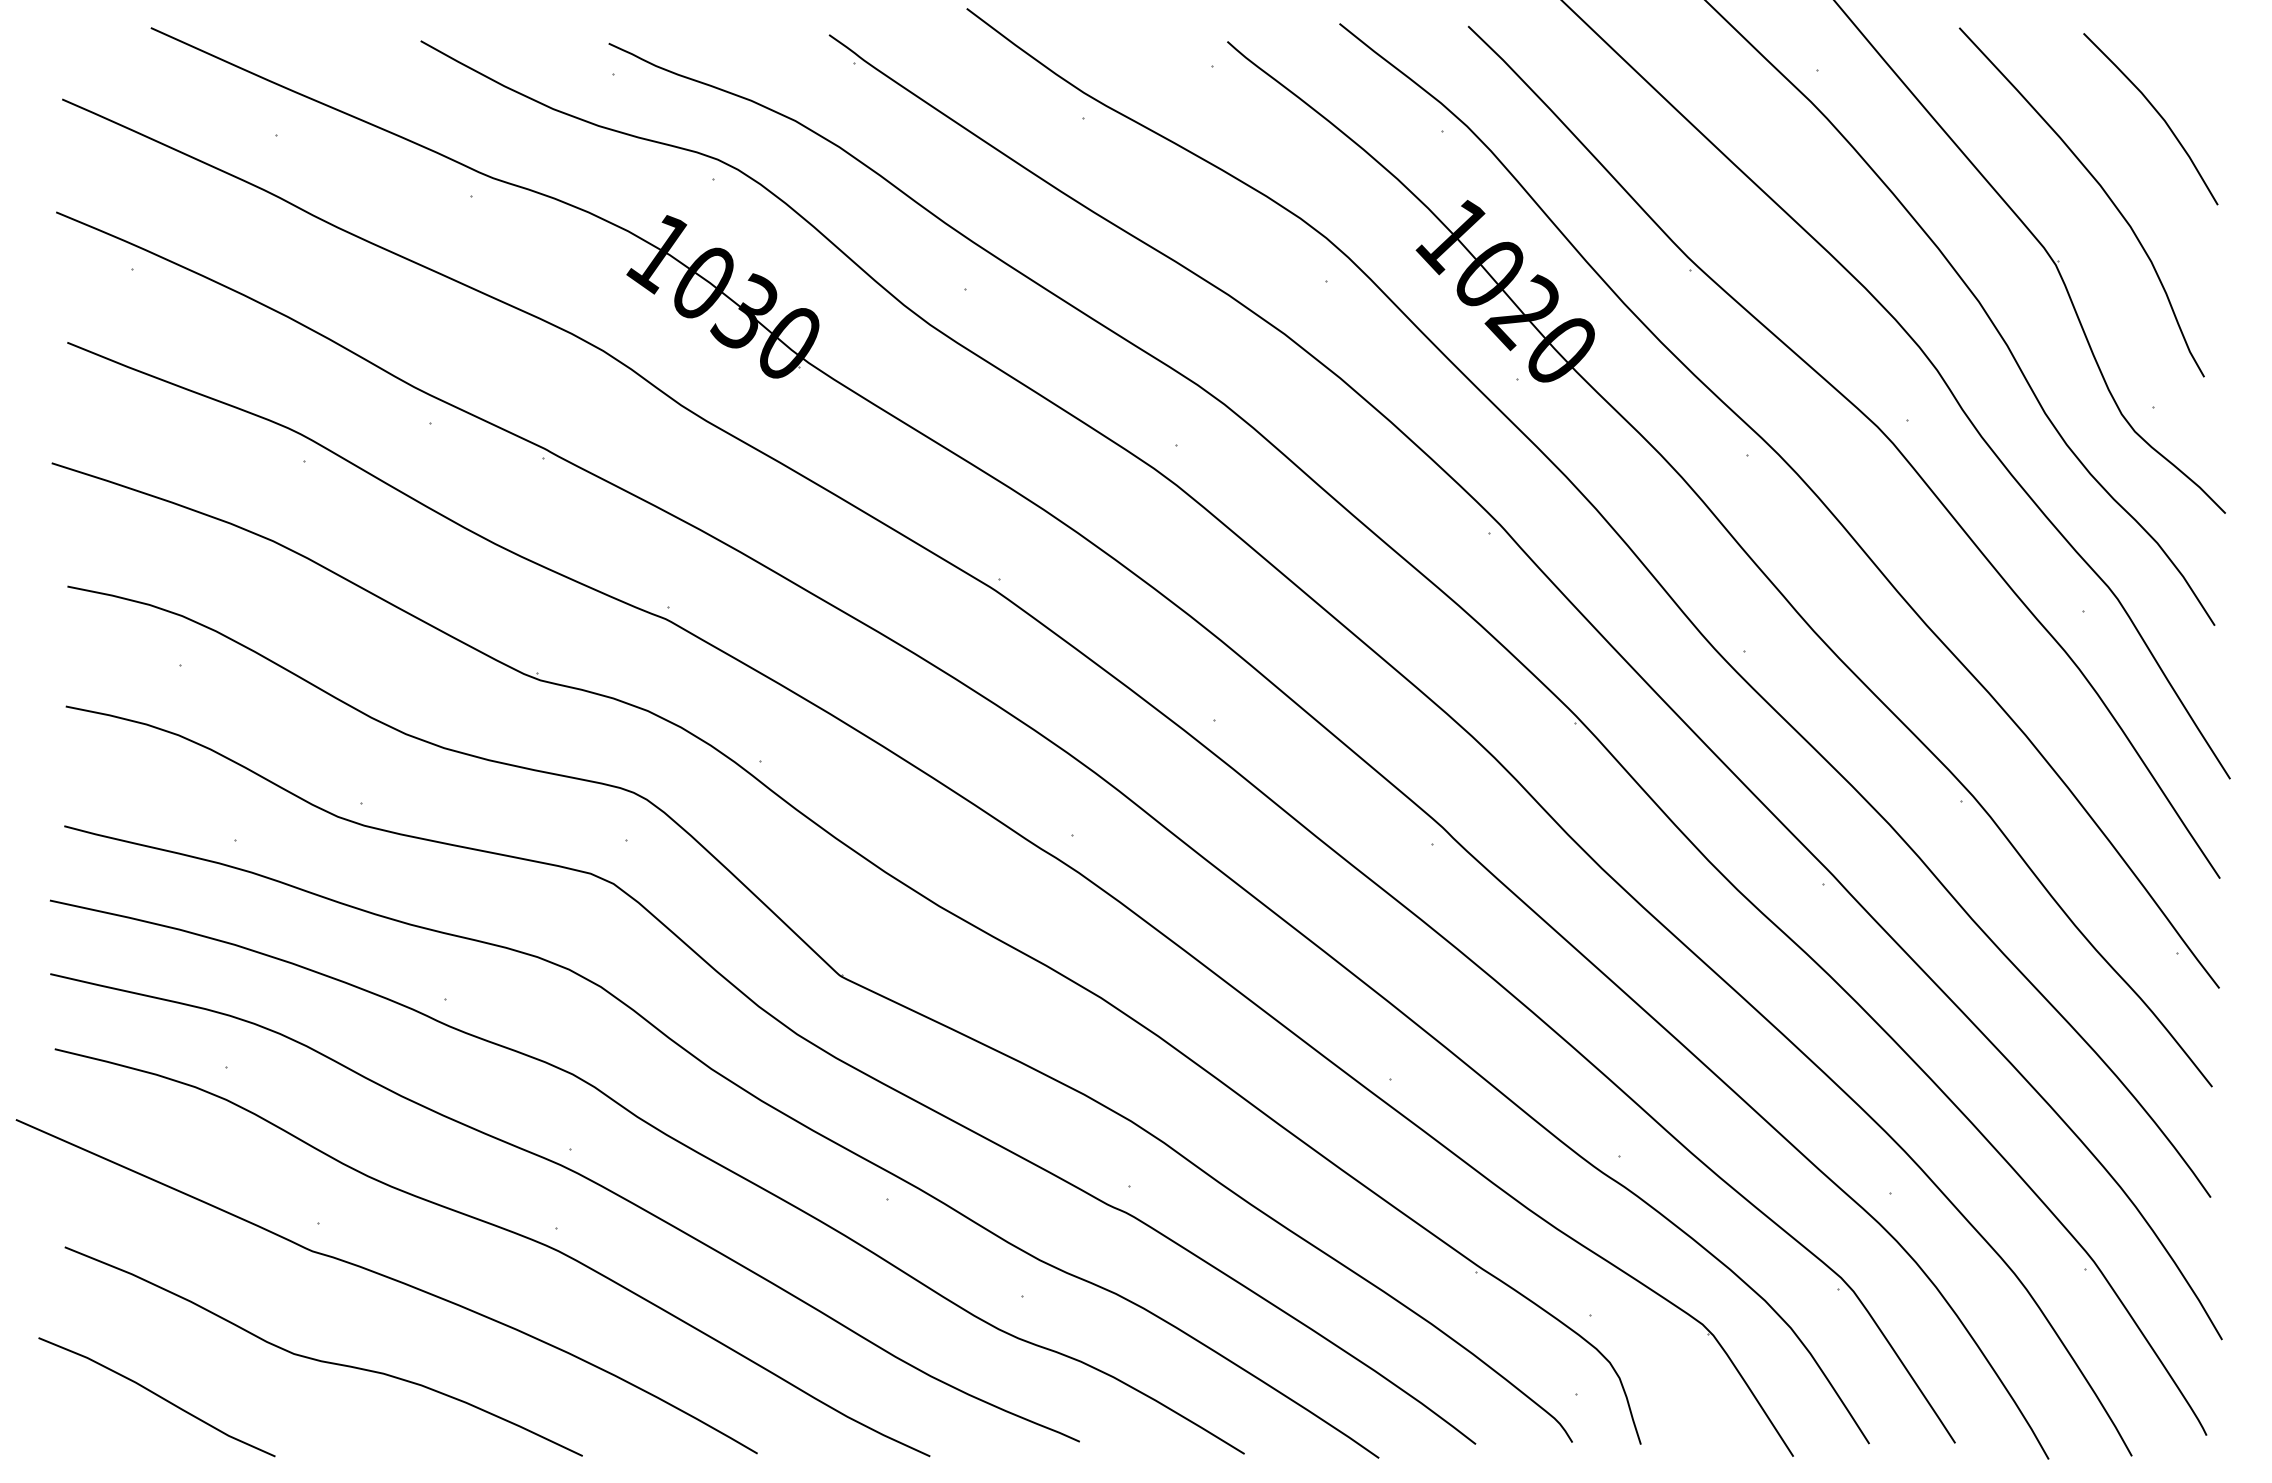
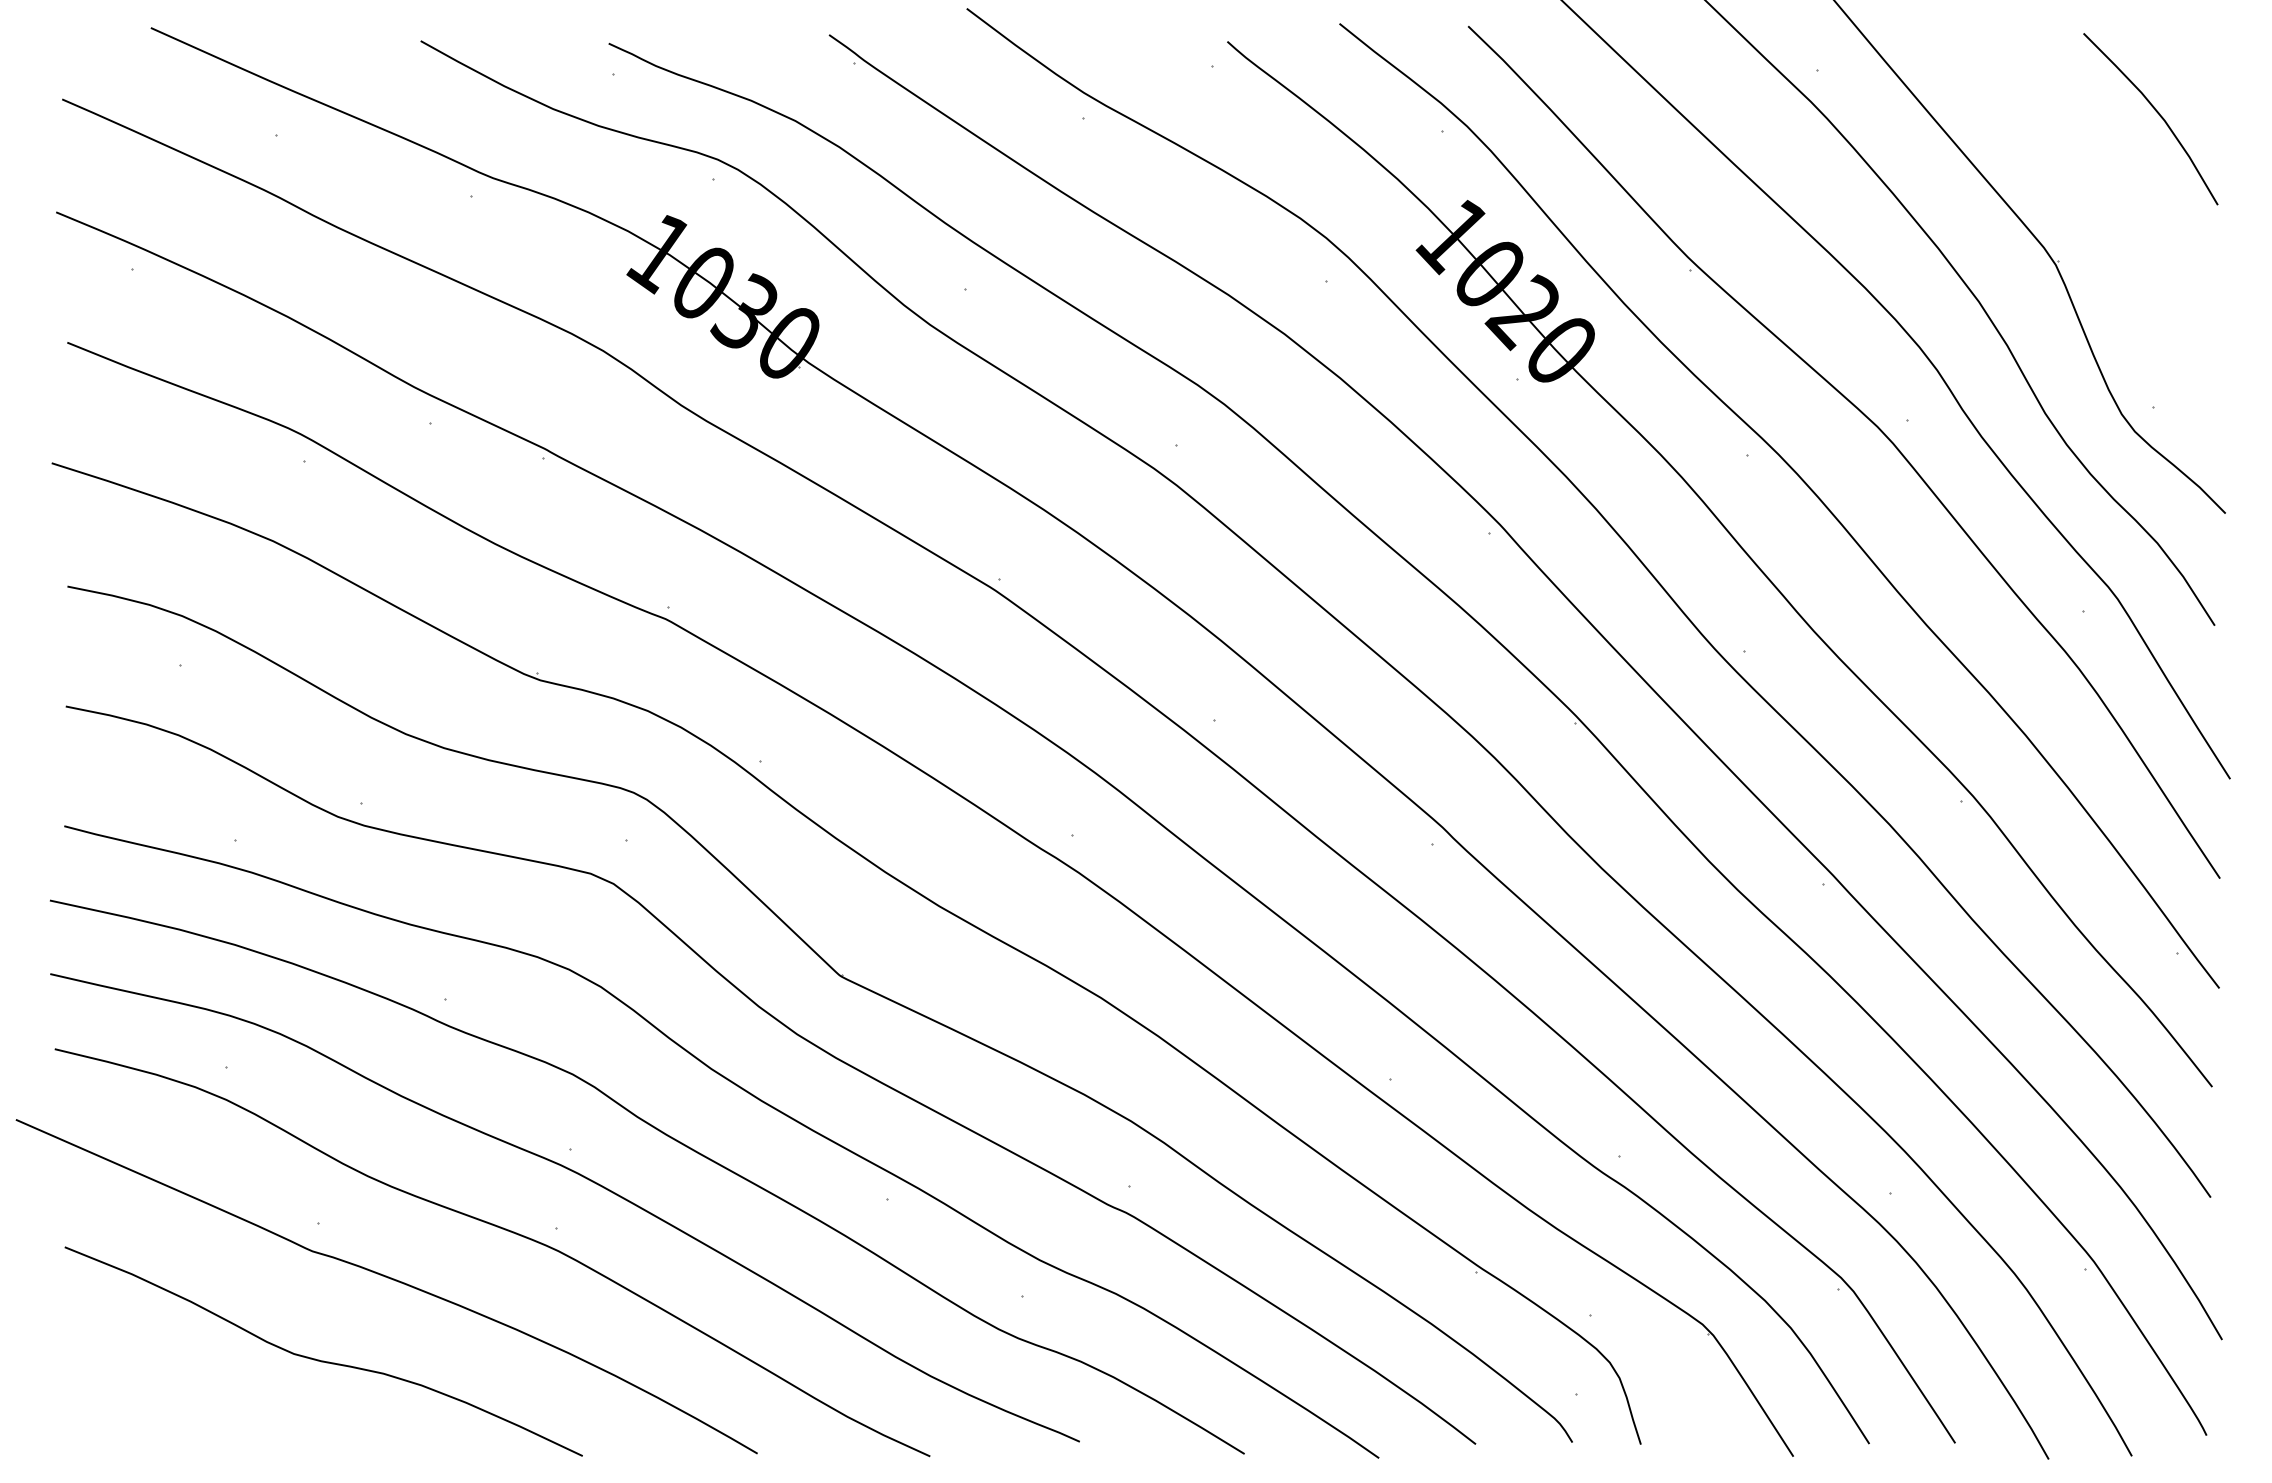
curve: present -> none (2099, 186)
curve: present -> none (157, 1396)
